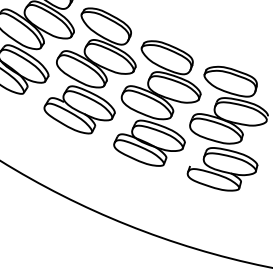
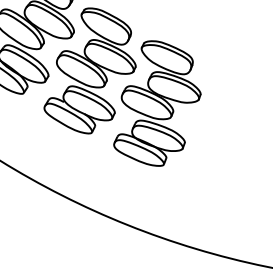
part: present -> none (227, 128)
